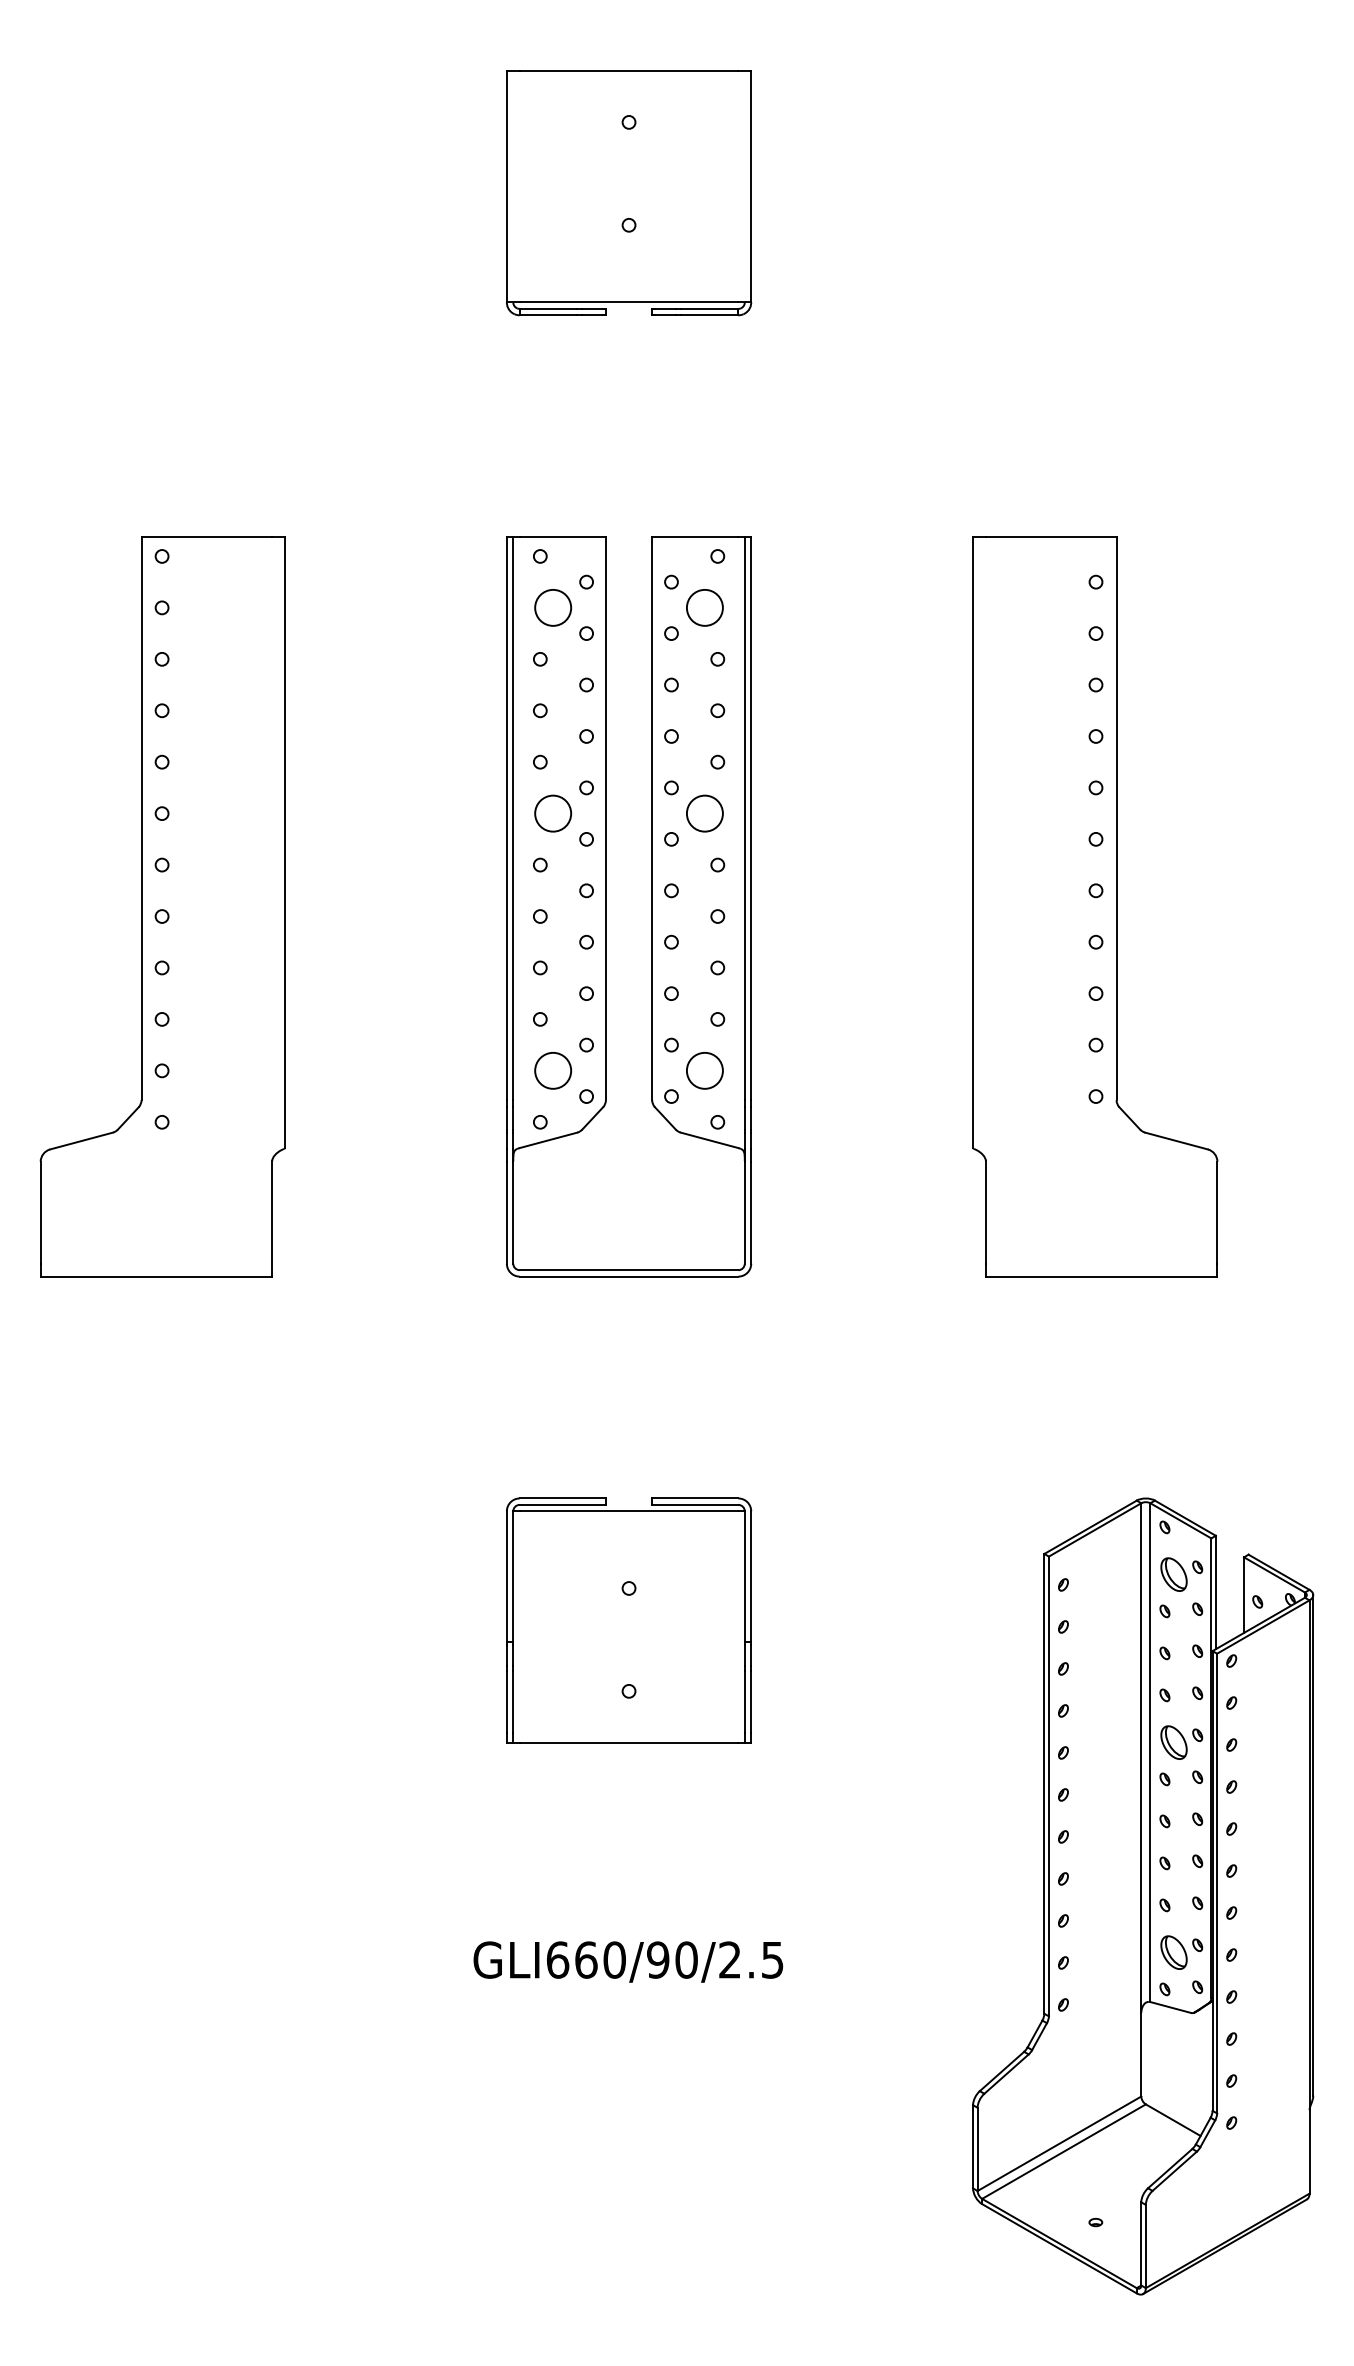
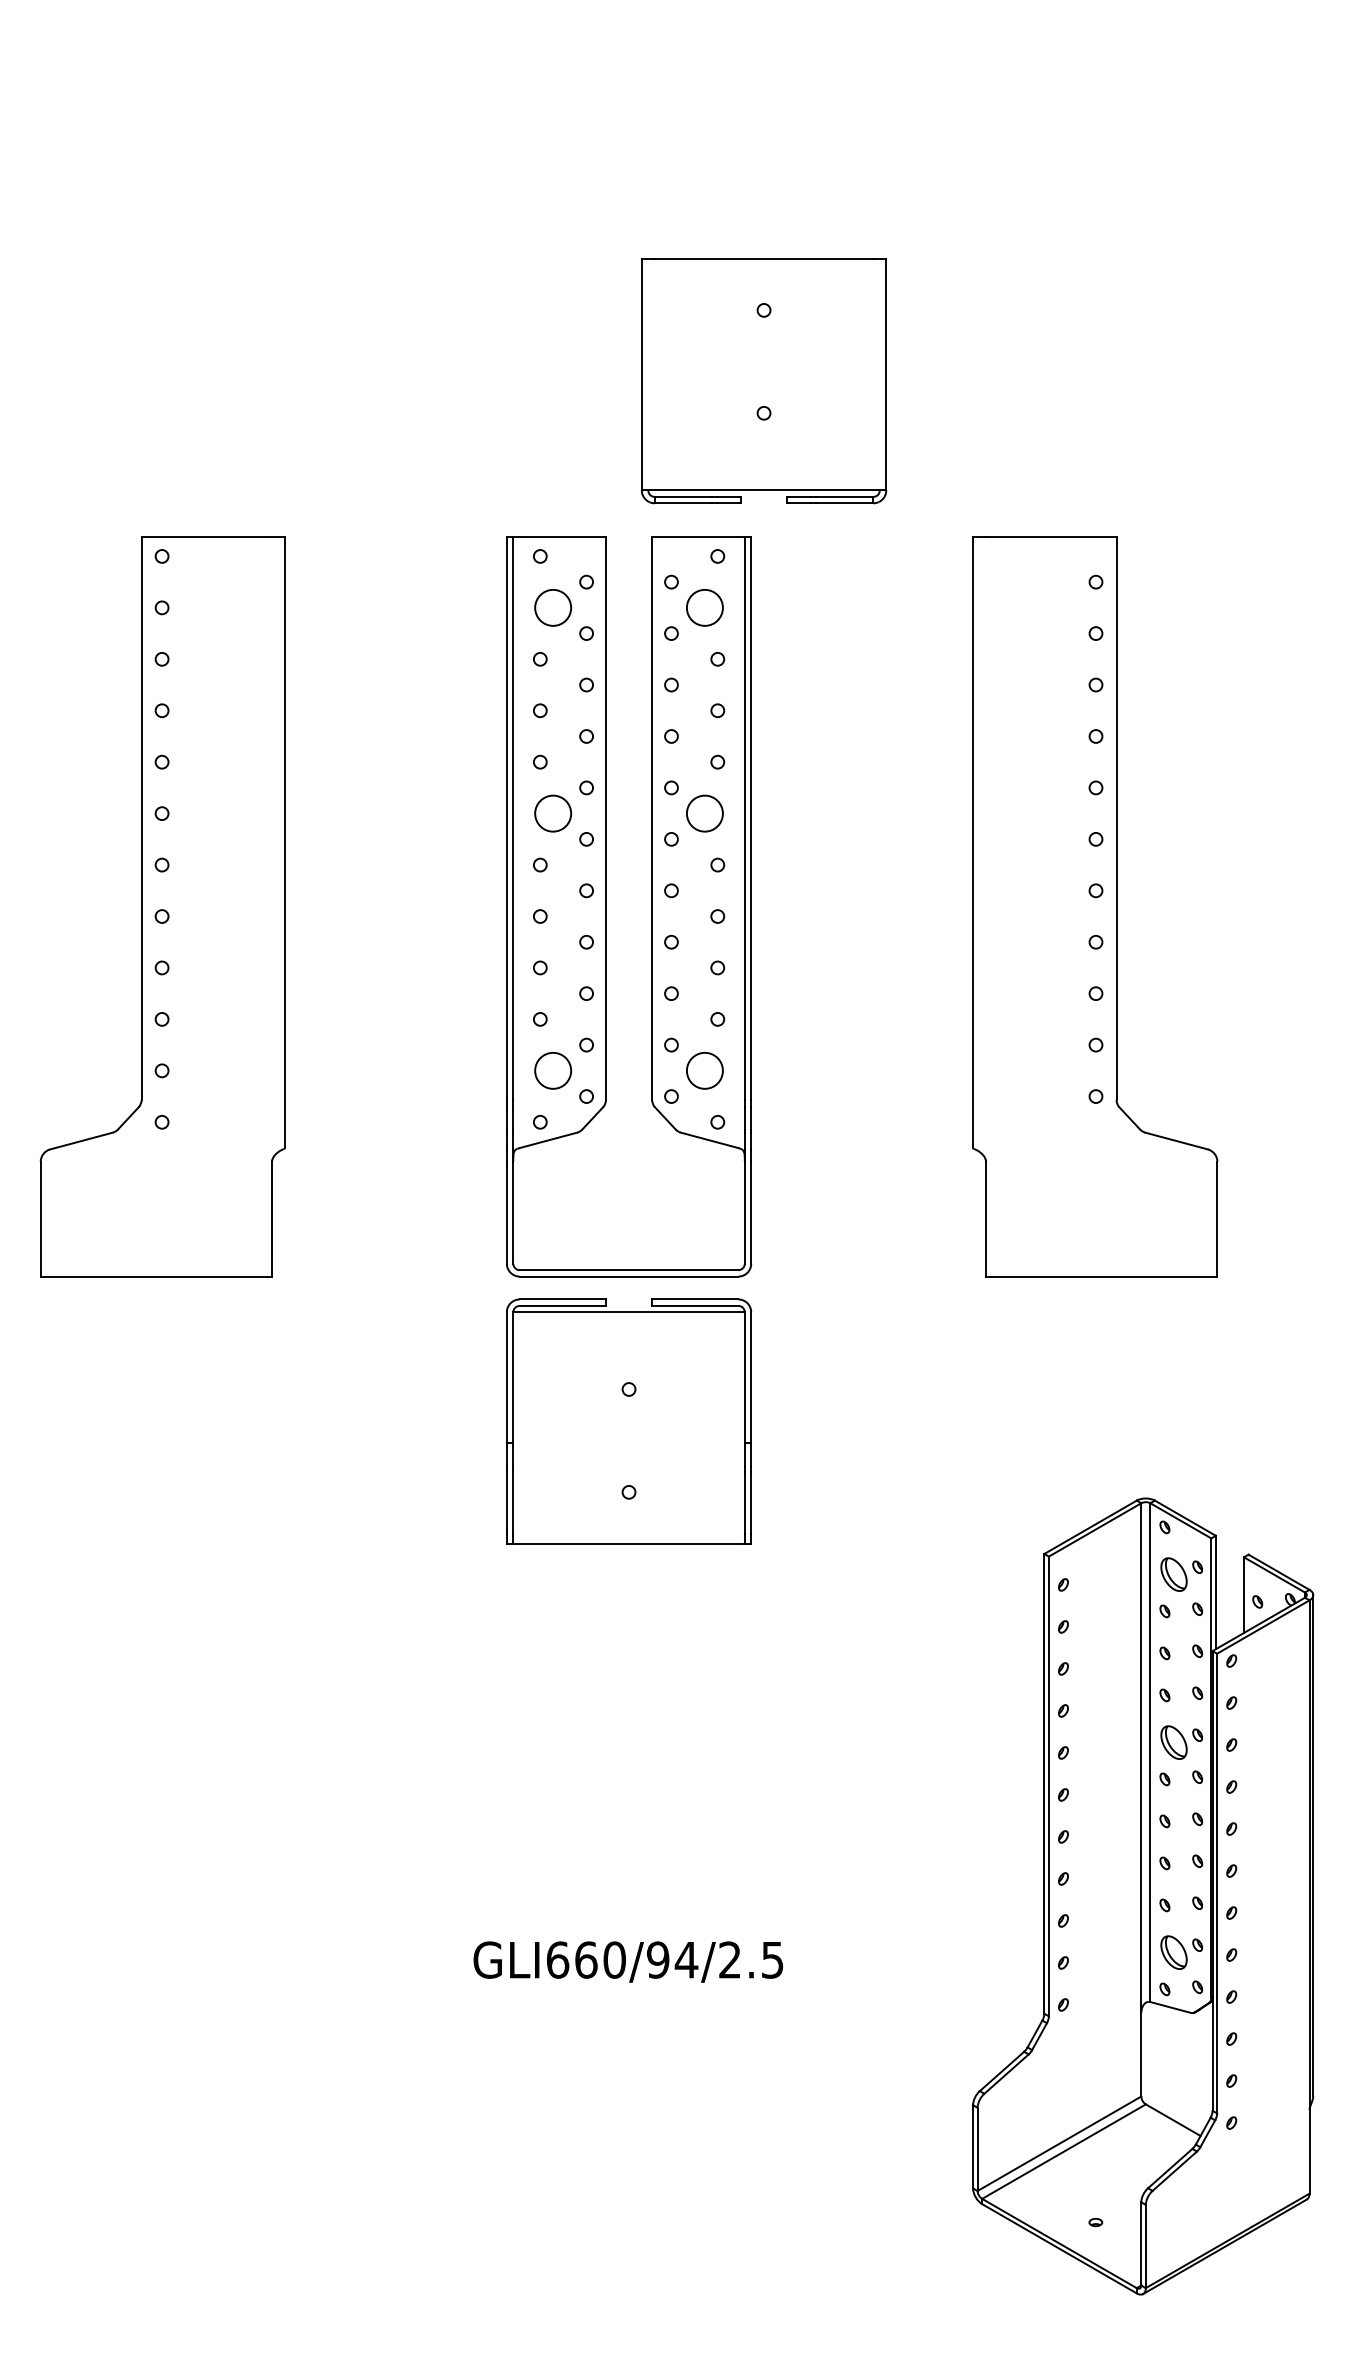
part position: (629, 193) -> (764, 381) (764, 381)
part position: (629, 1620) -> (629, 1421) (629, 1421)
text: GLI660/90/2.5 -> GLI660/94/2.5 (686, 1959)
